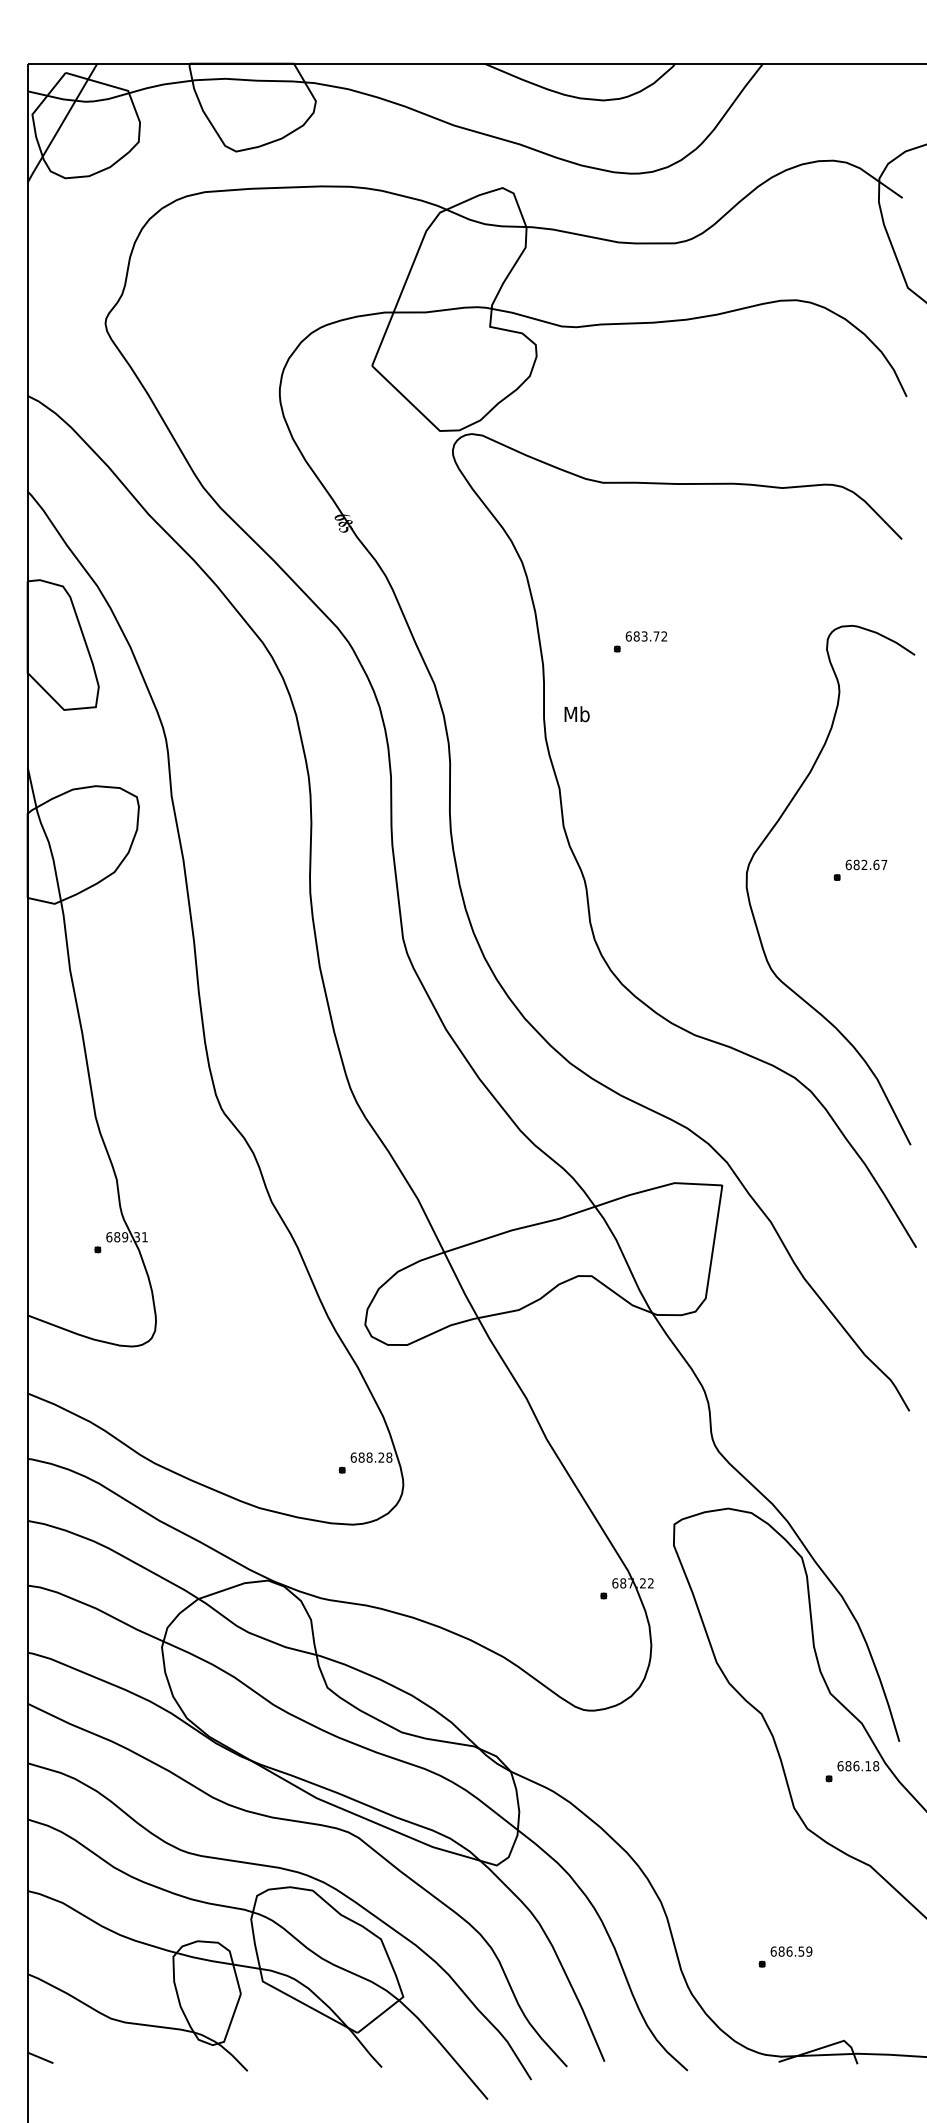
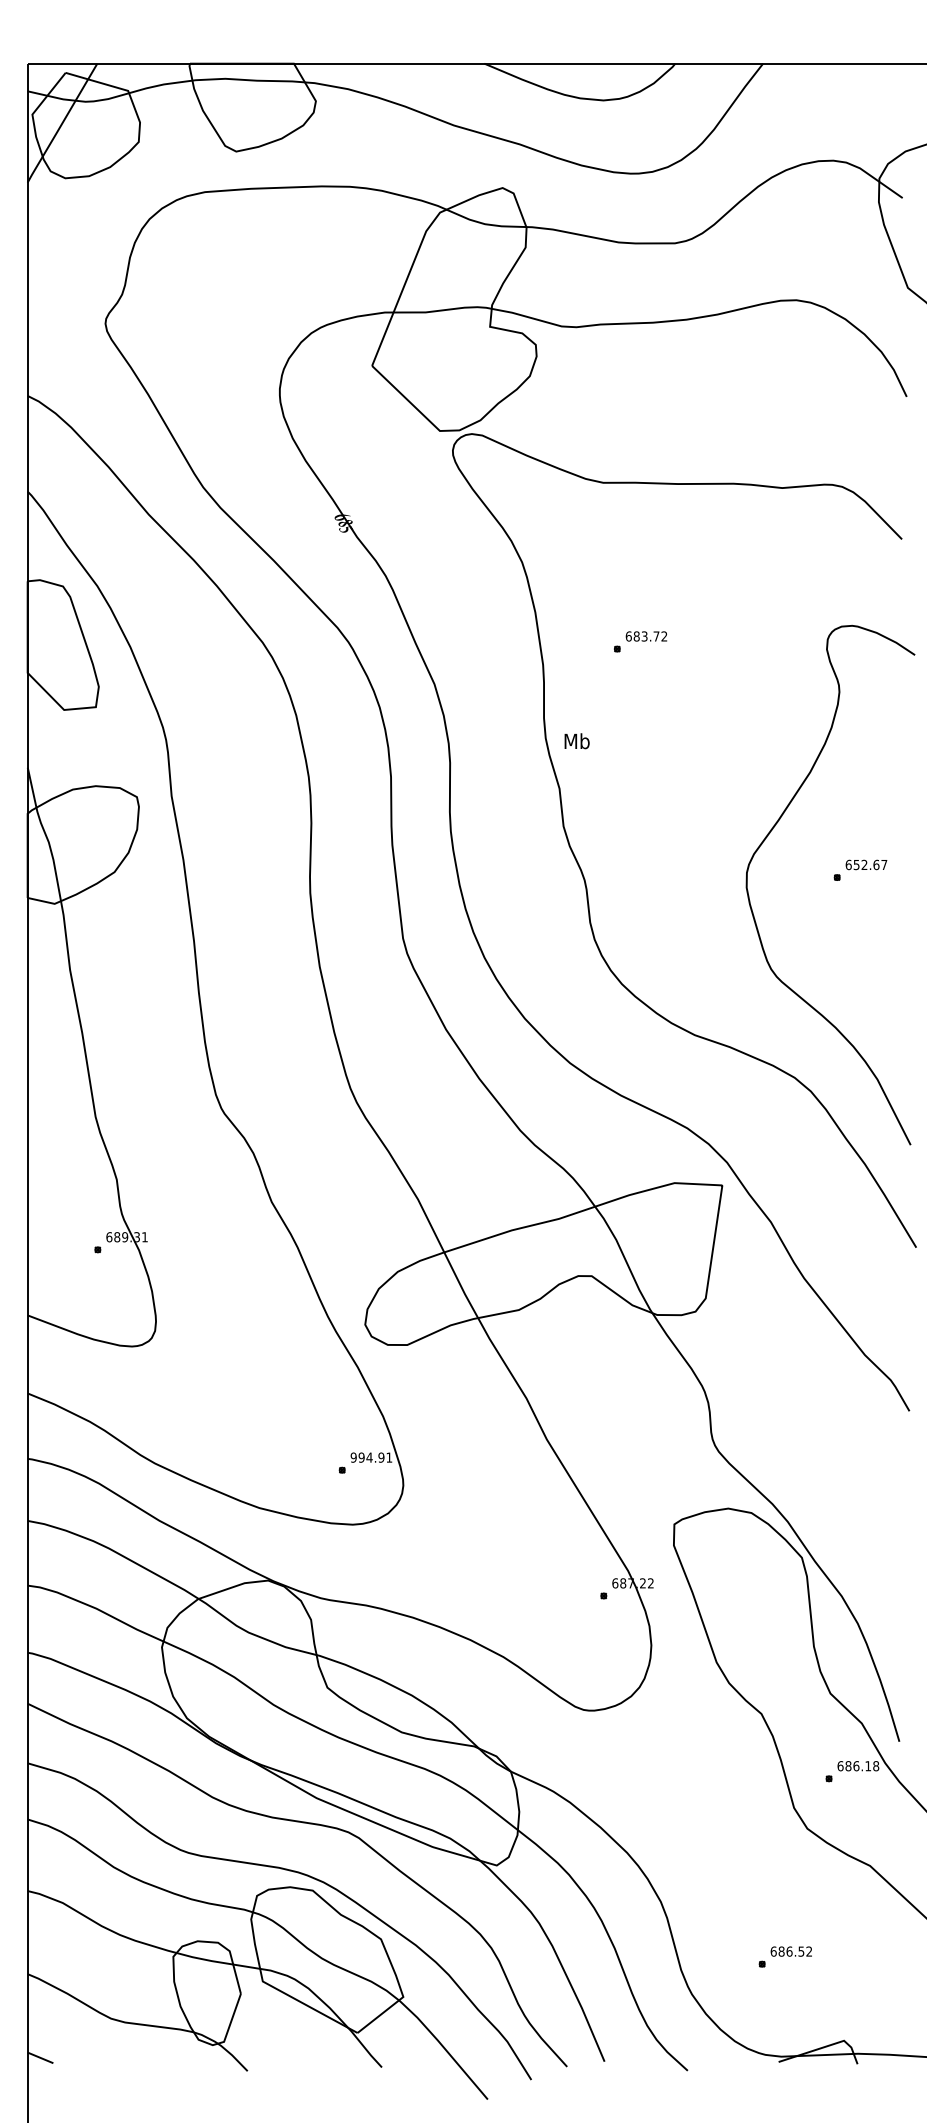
text position: (576, 714) -> (576, 741) (576, 741)
text: 682.67 -> 652.67 (856, 864)
text: 688.28 -> 994.91 (371, 1457)
text: 686.59 -> 686.52 (809, 1951)
